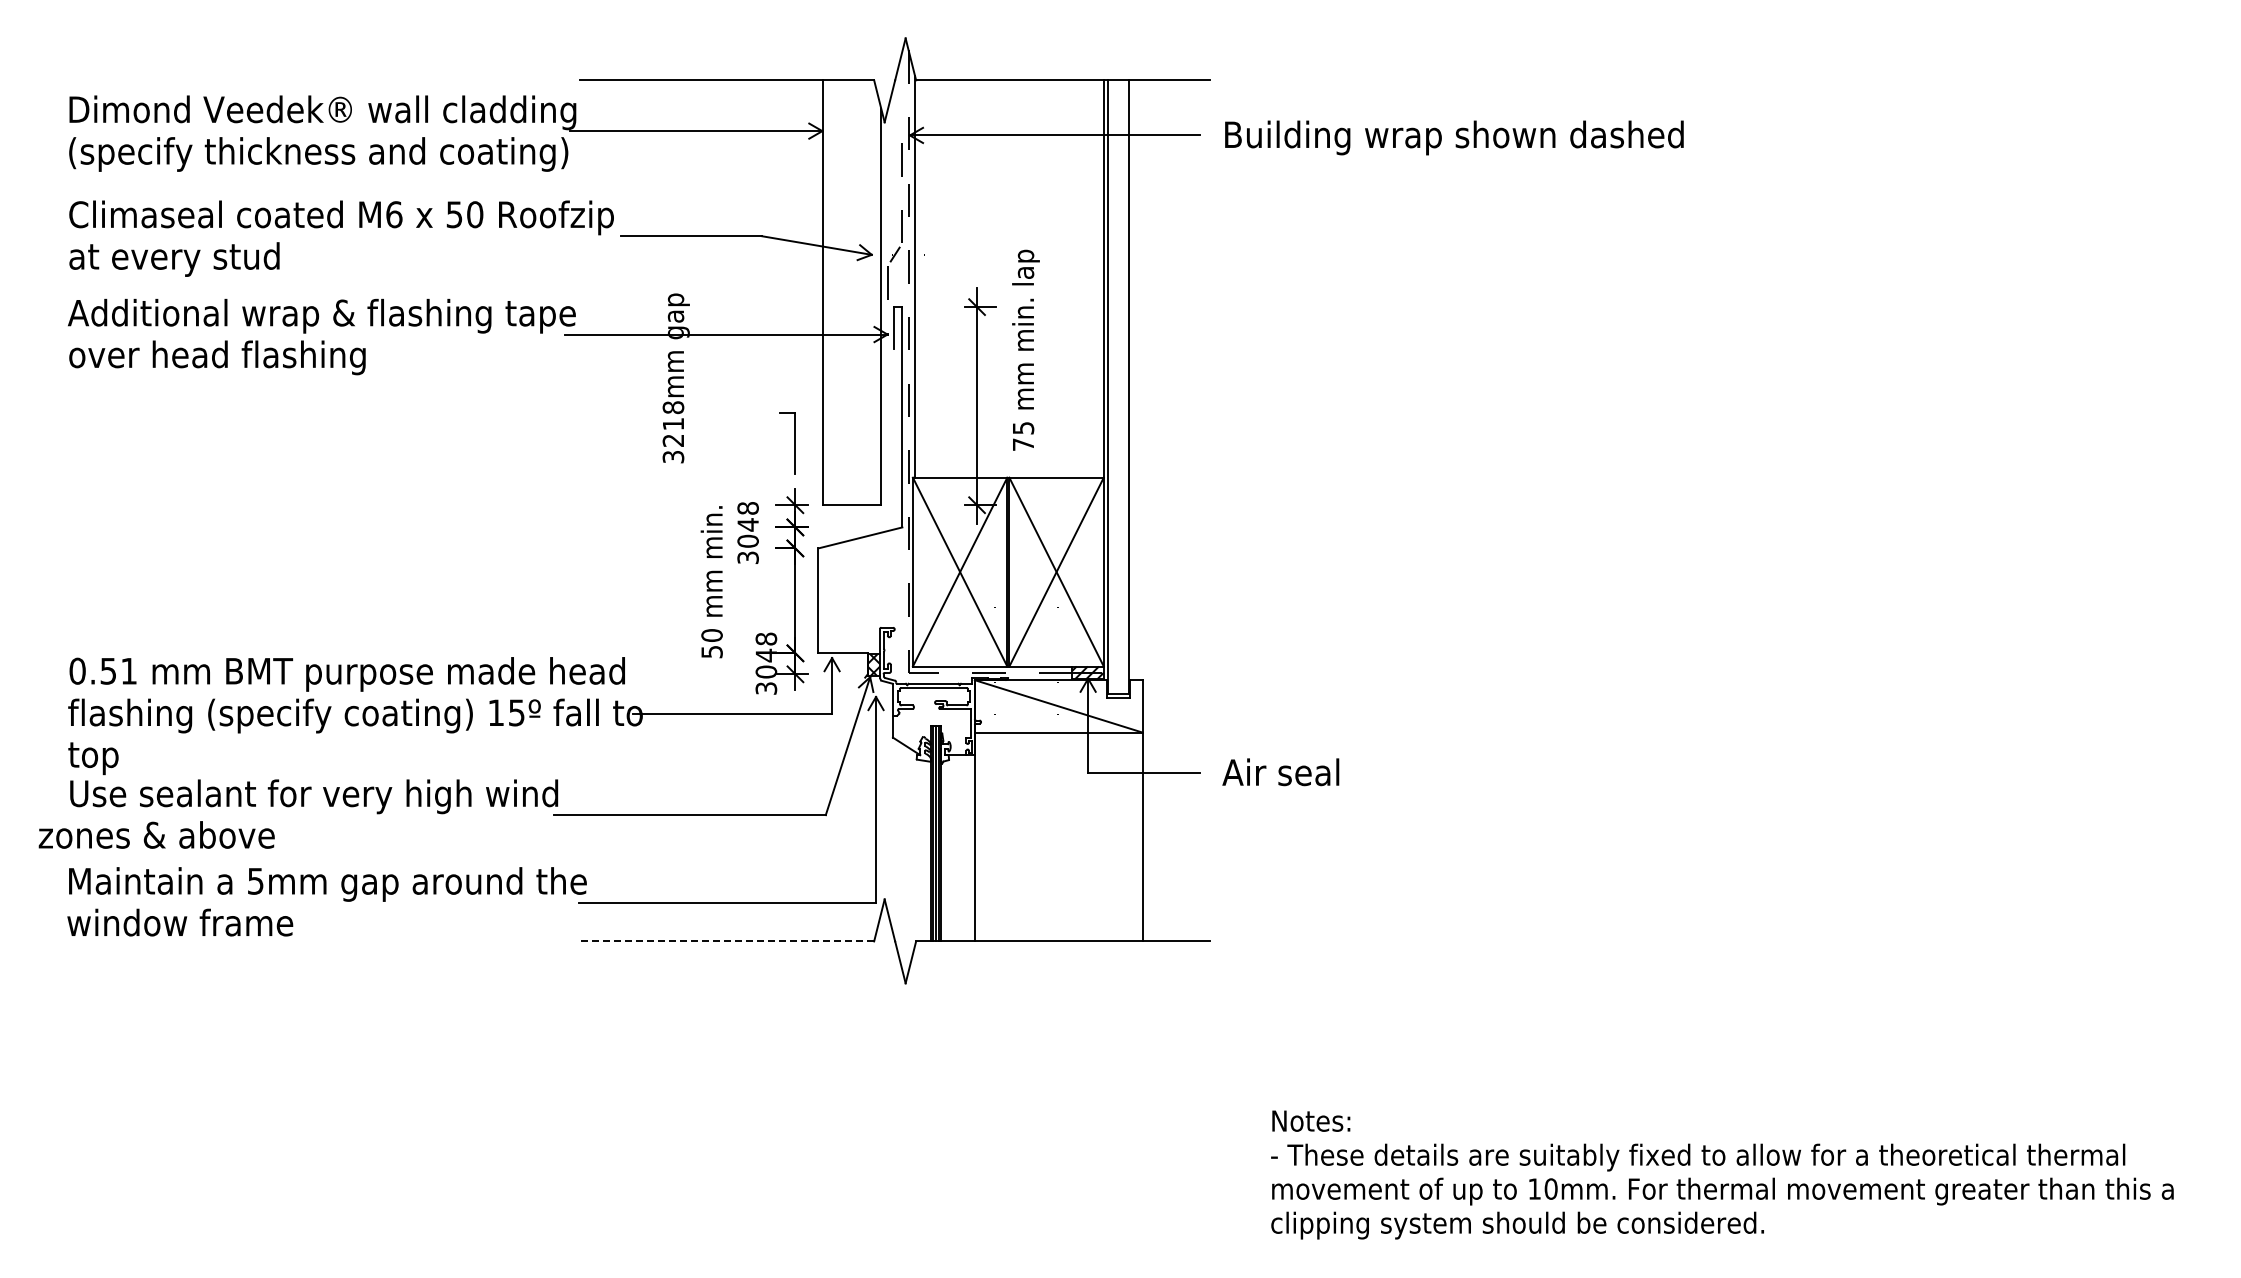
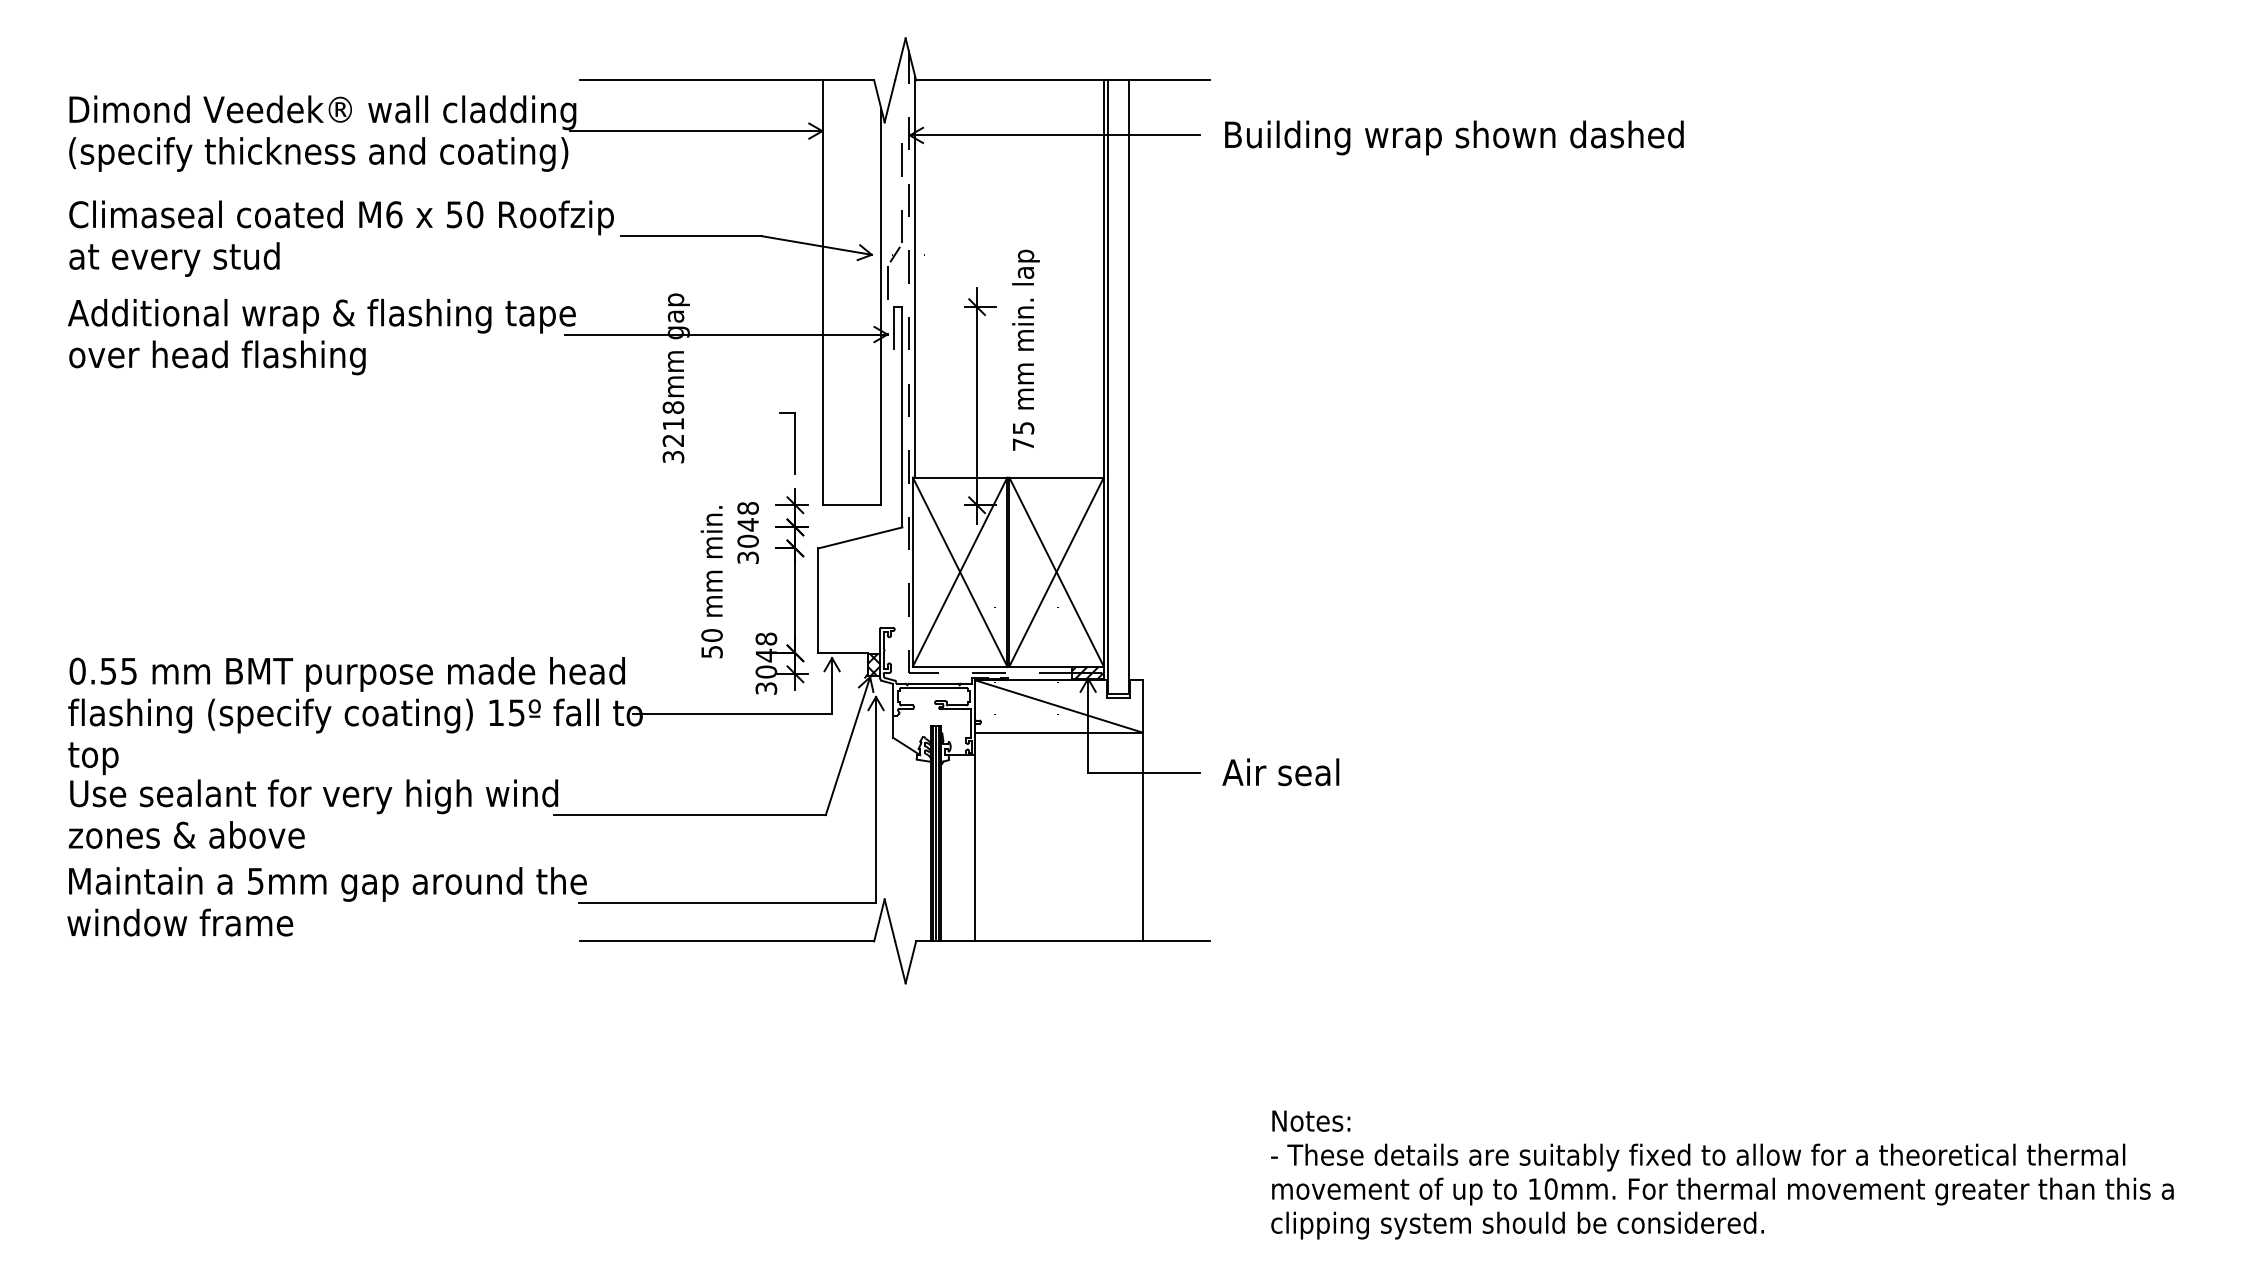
text: 0.51 -> 0.55 (128, 671)
text position: (156, 834) -> (186, 834) (186, 834)
line: dashed -> solid (727, 941)
